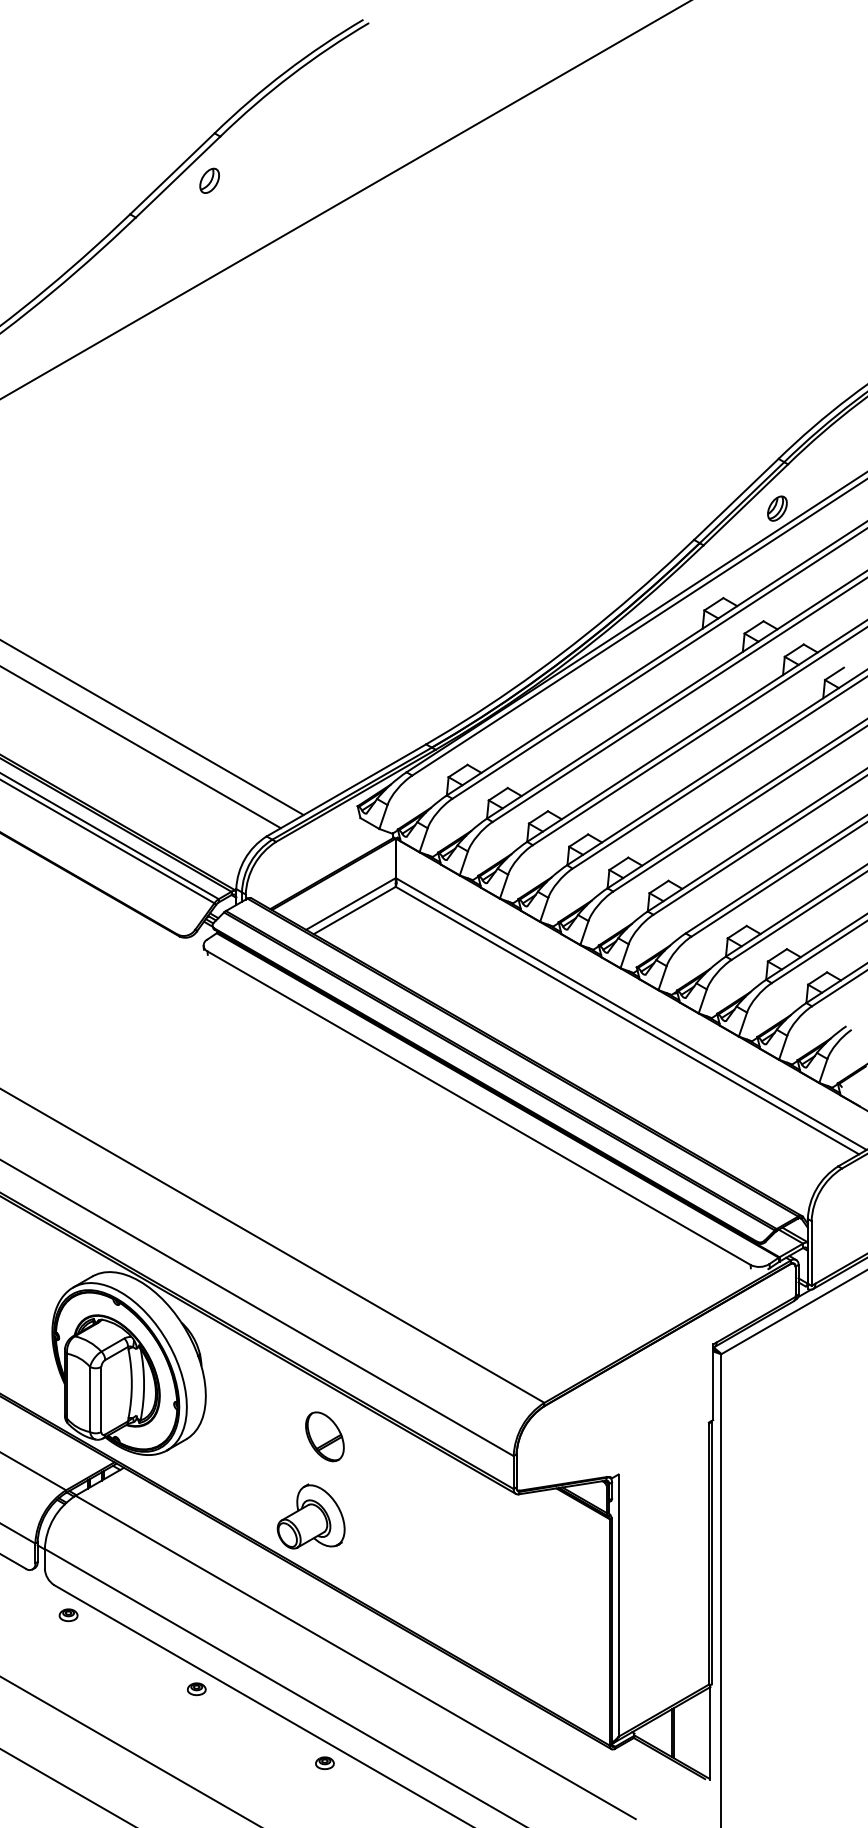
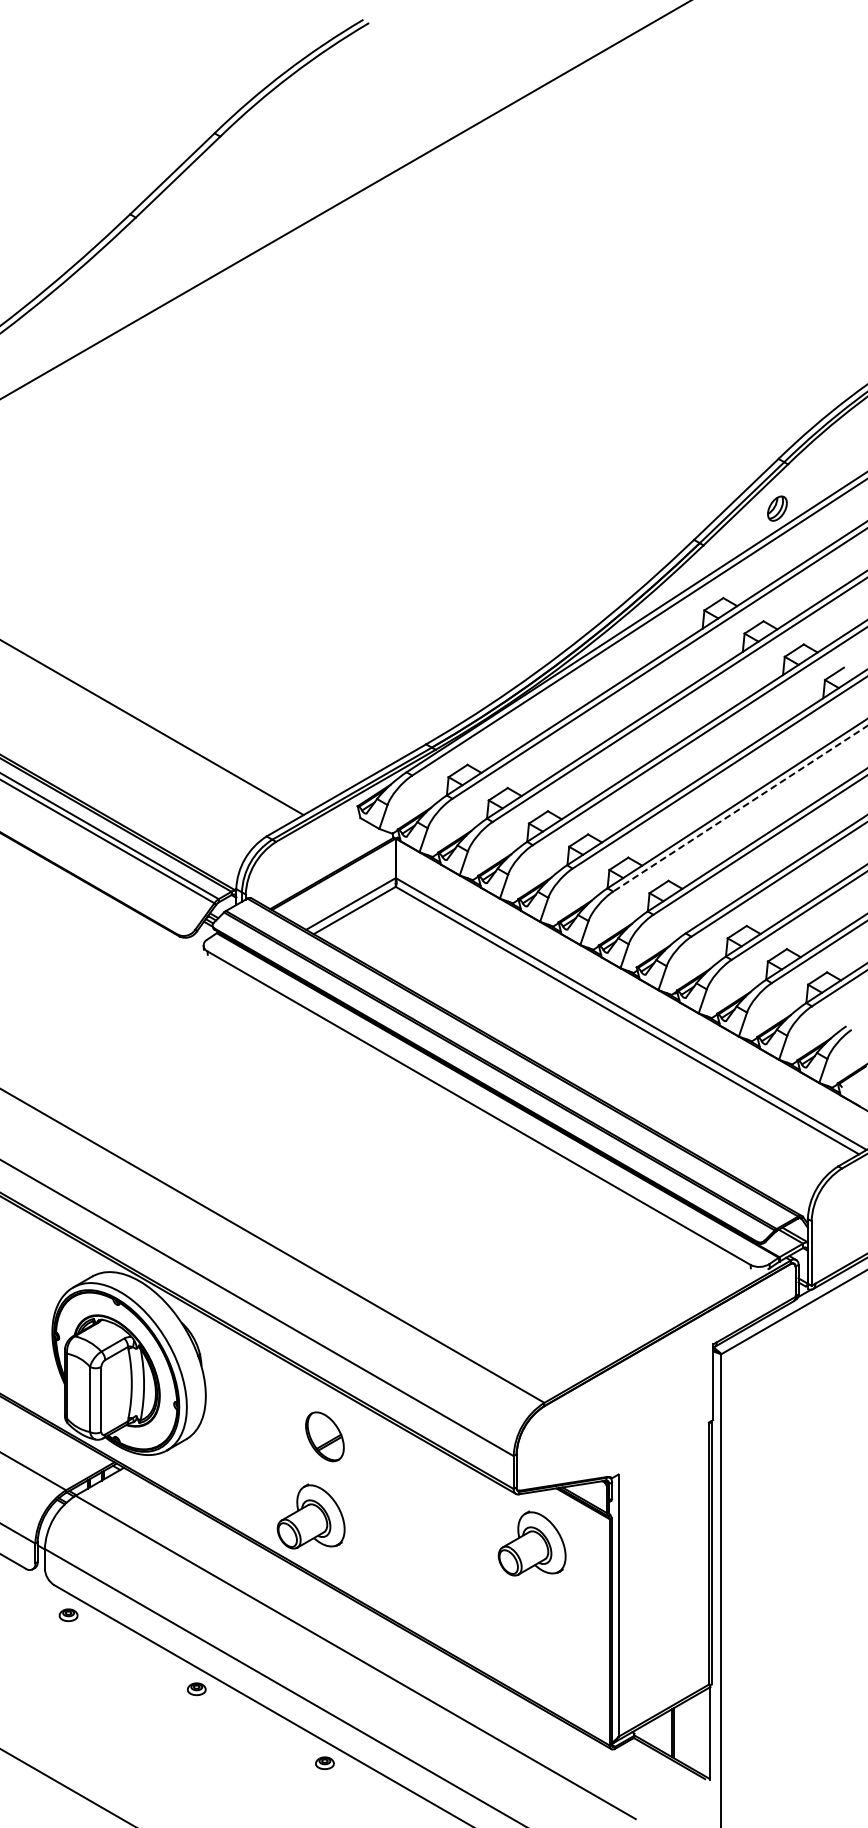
part: present -> none (209, 180)
line: present -> none (141, 747)
line: solid -> dashed (740, 808)
part: none -> present (531, 1543)
line: present -> none (129, 1750)
